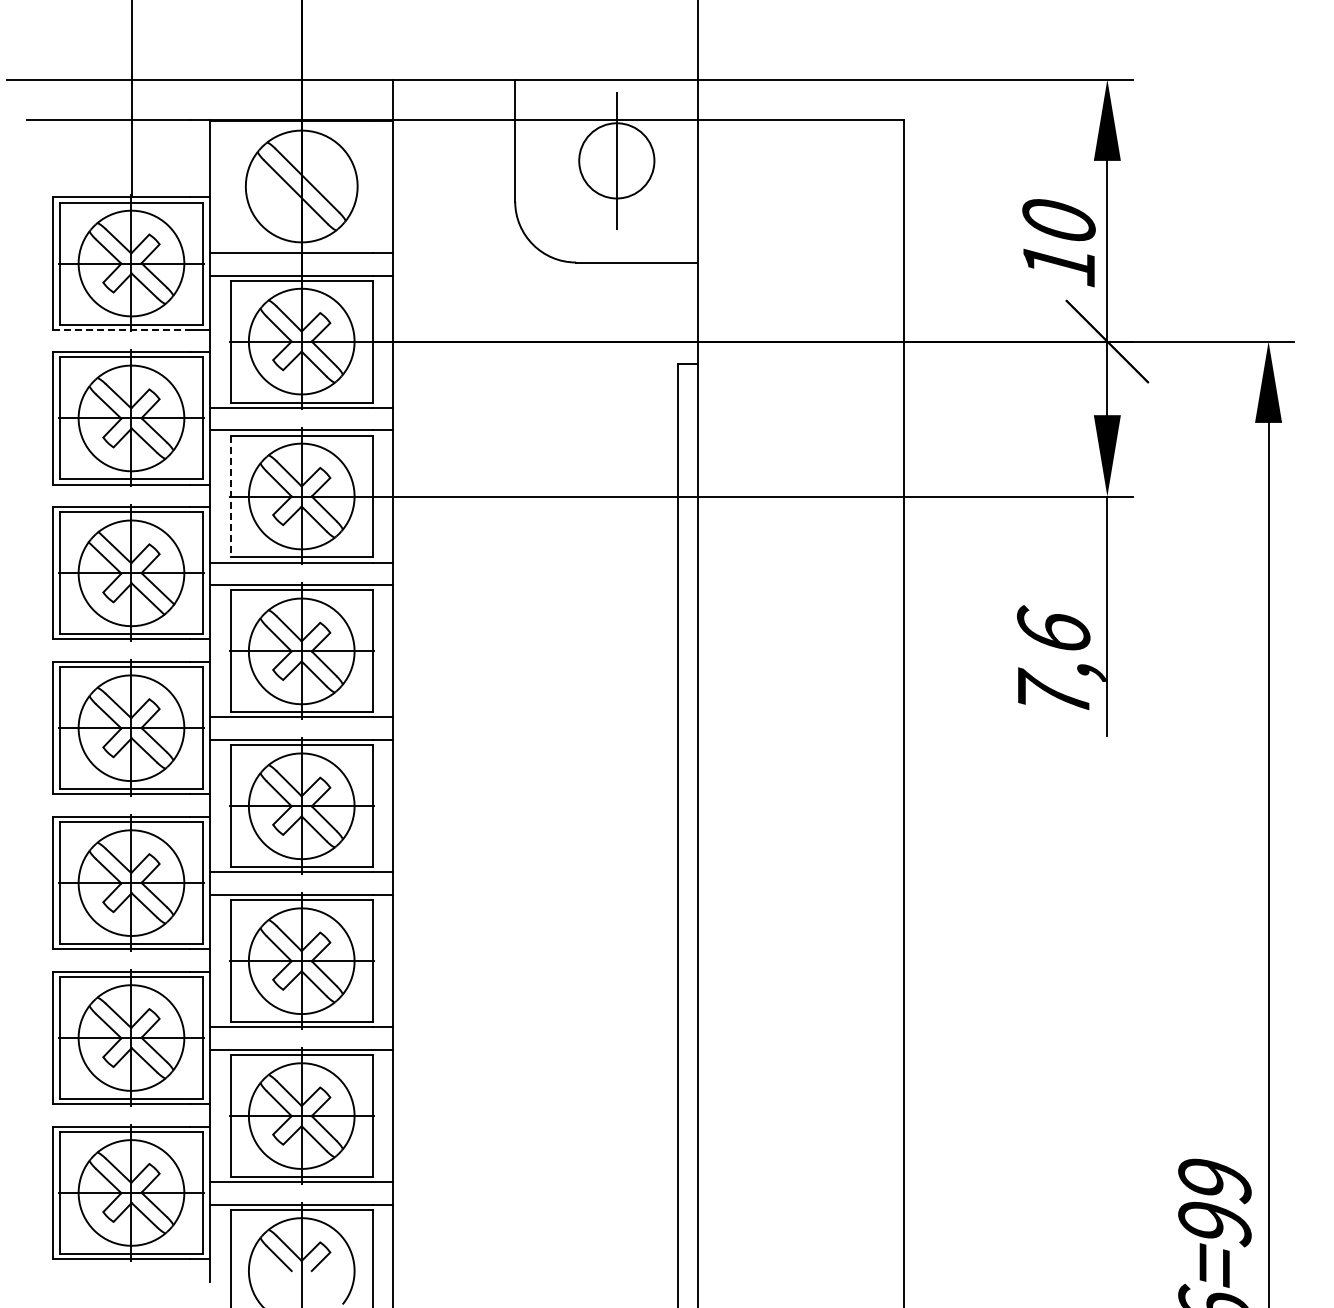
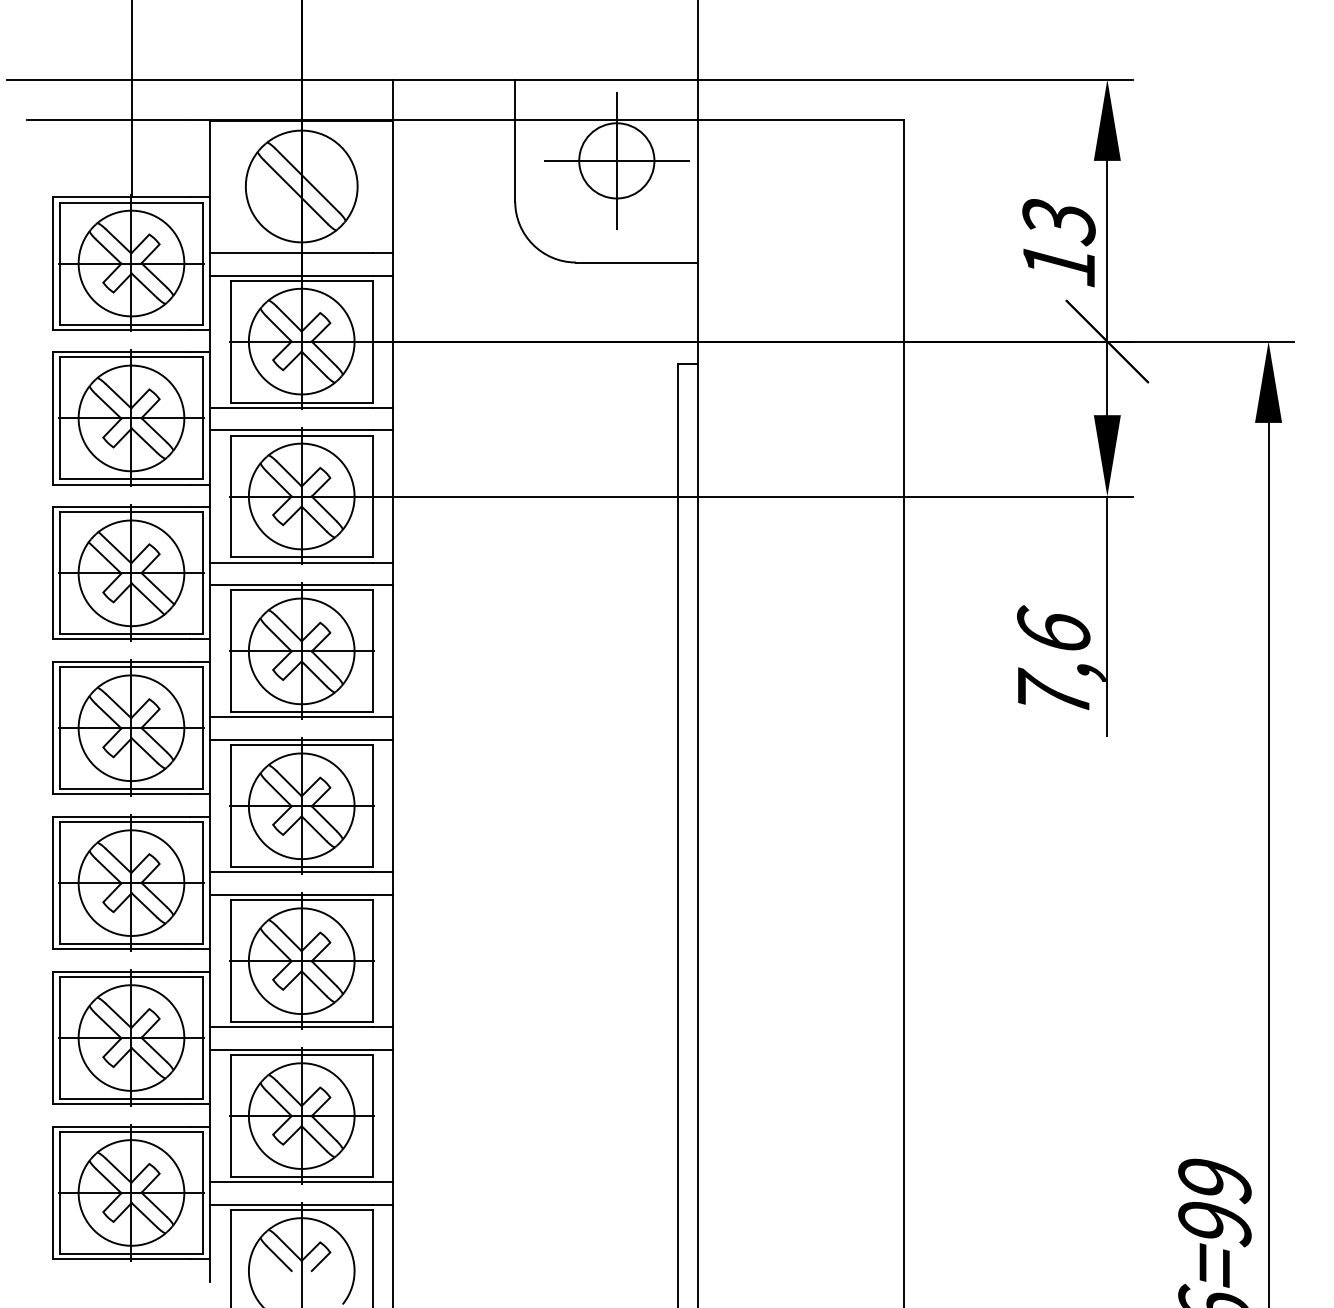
line: none -> present (616, 160)
text: 10 -> 13 (1058, 222)
line: dashed -> solid (121, 329)
line: dashed -> solid (230, 496)
